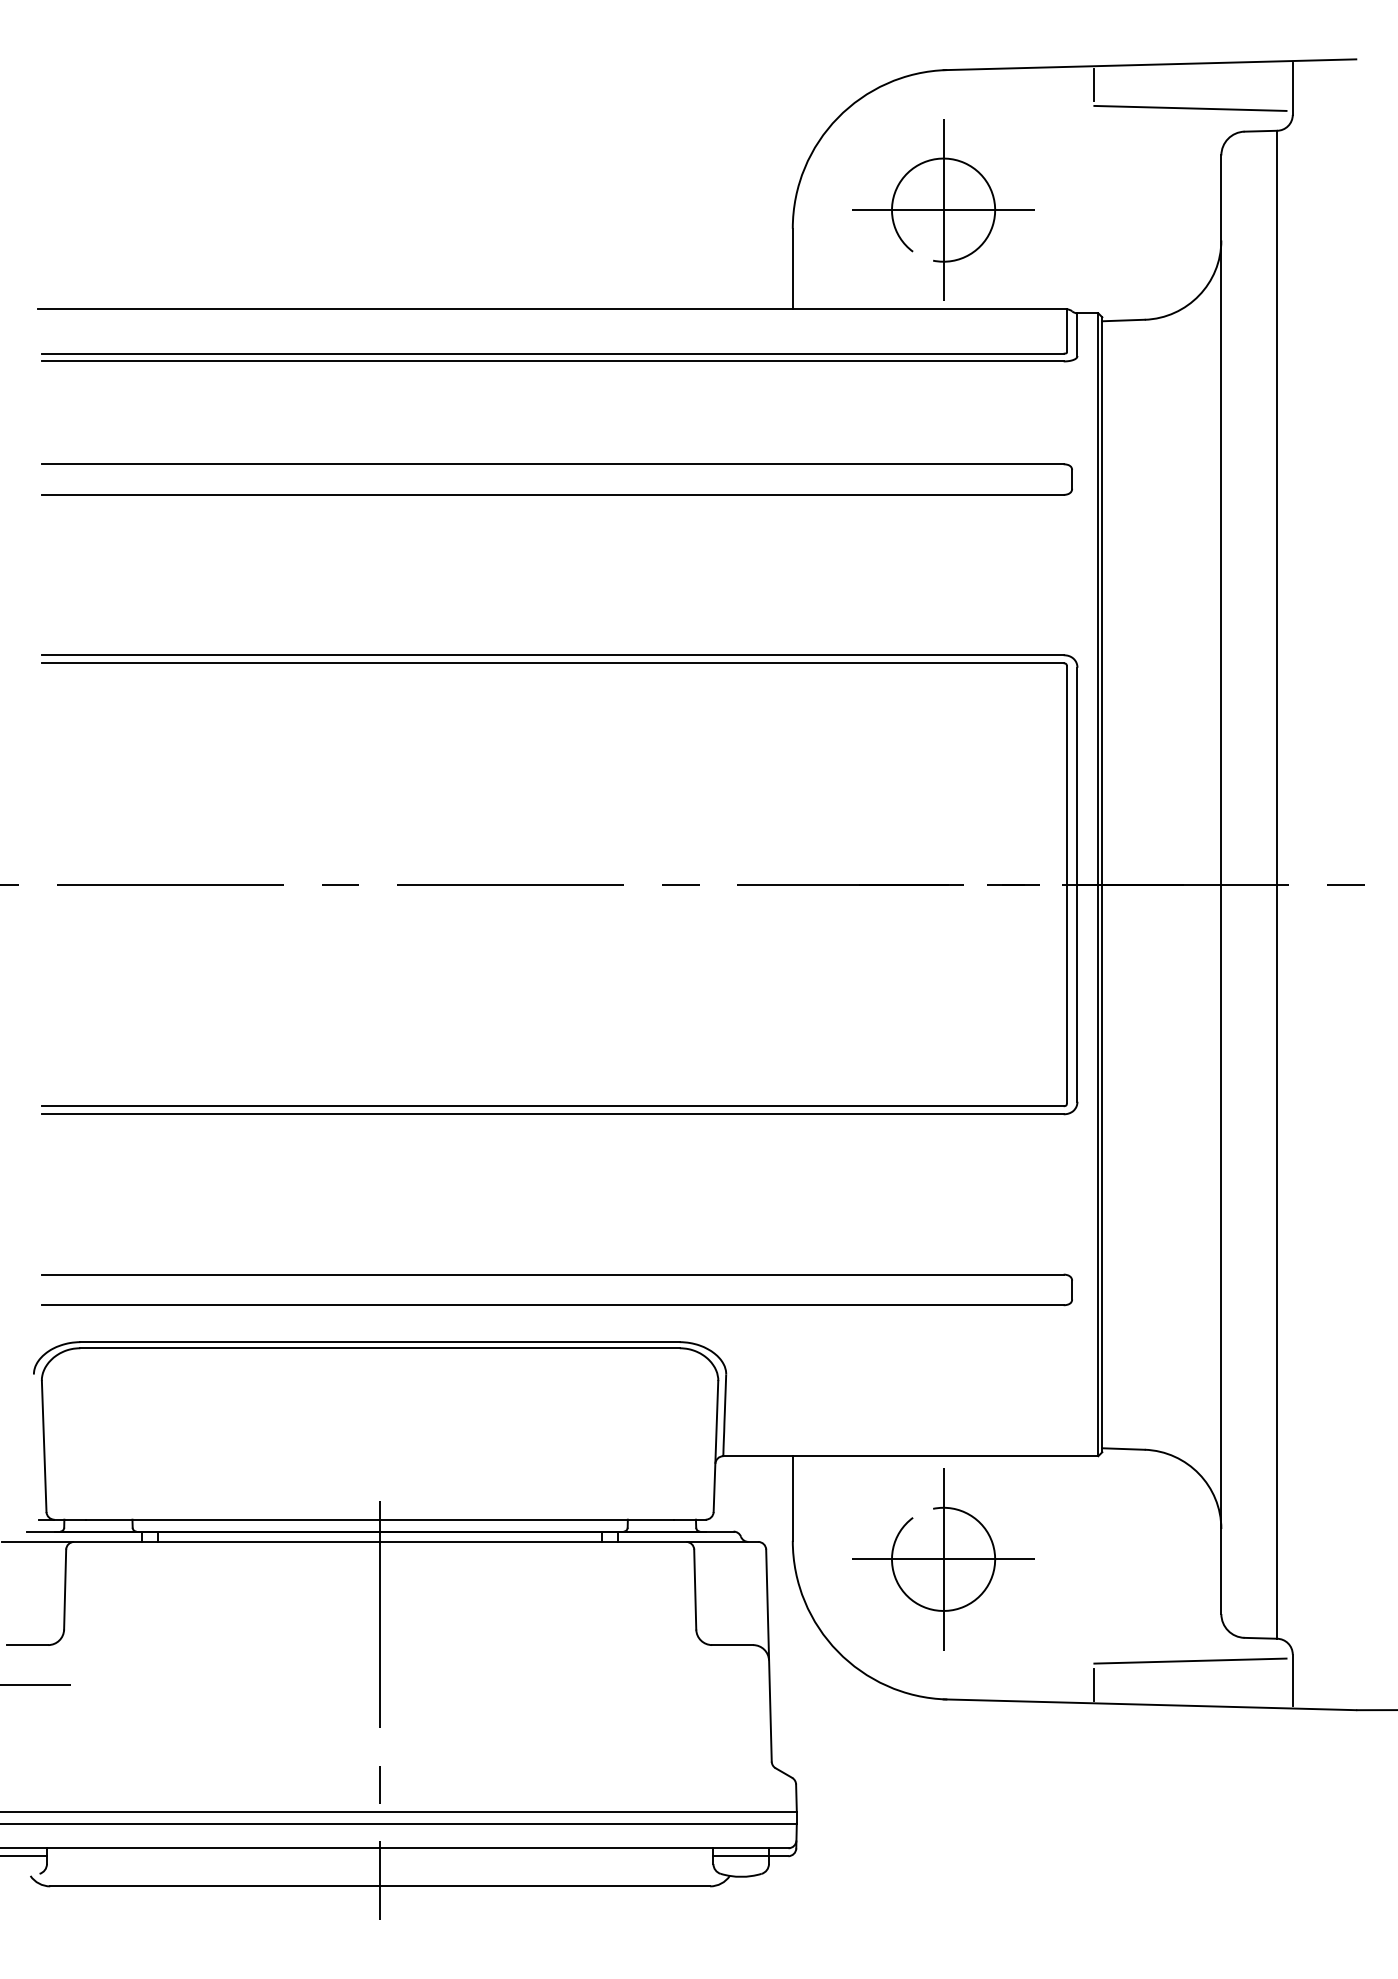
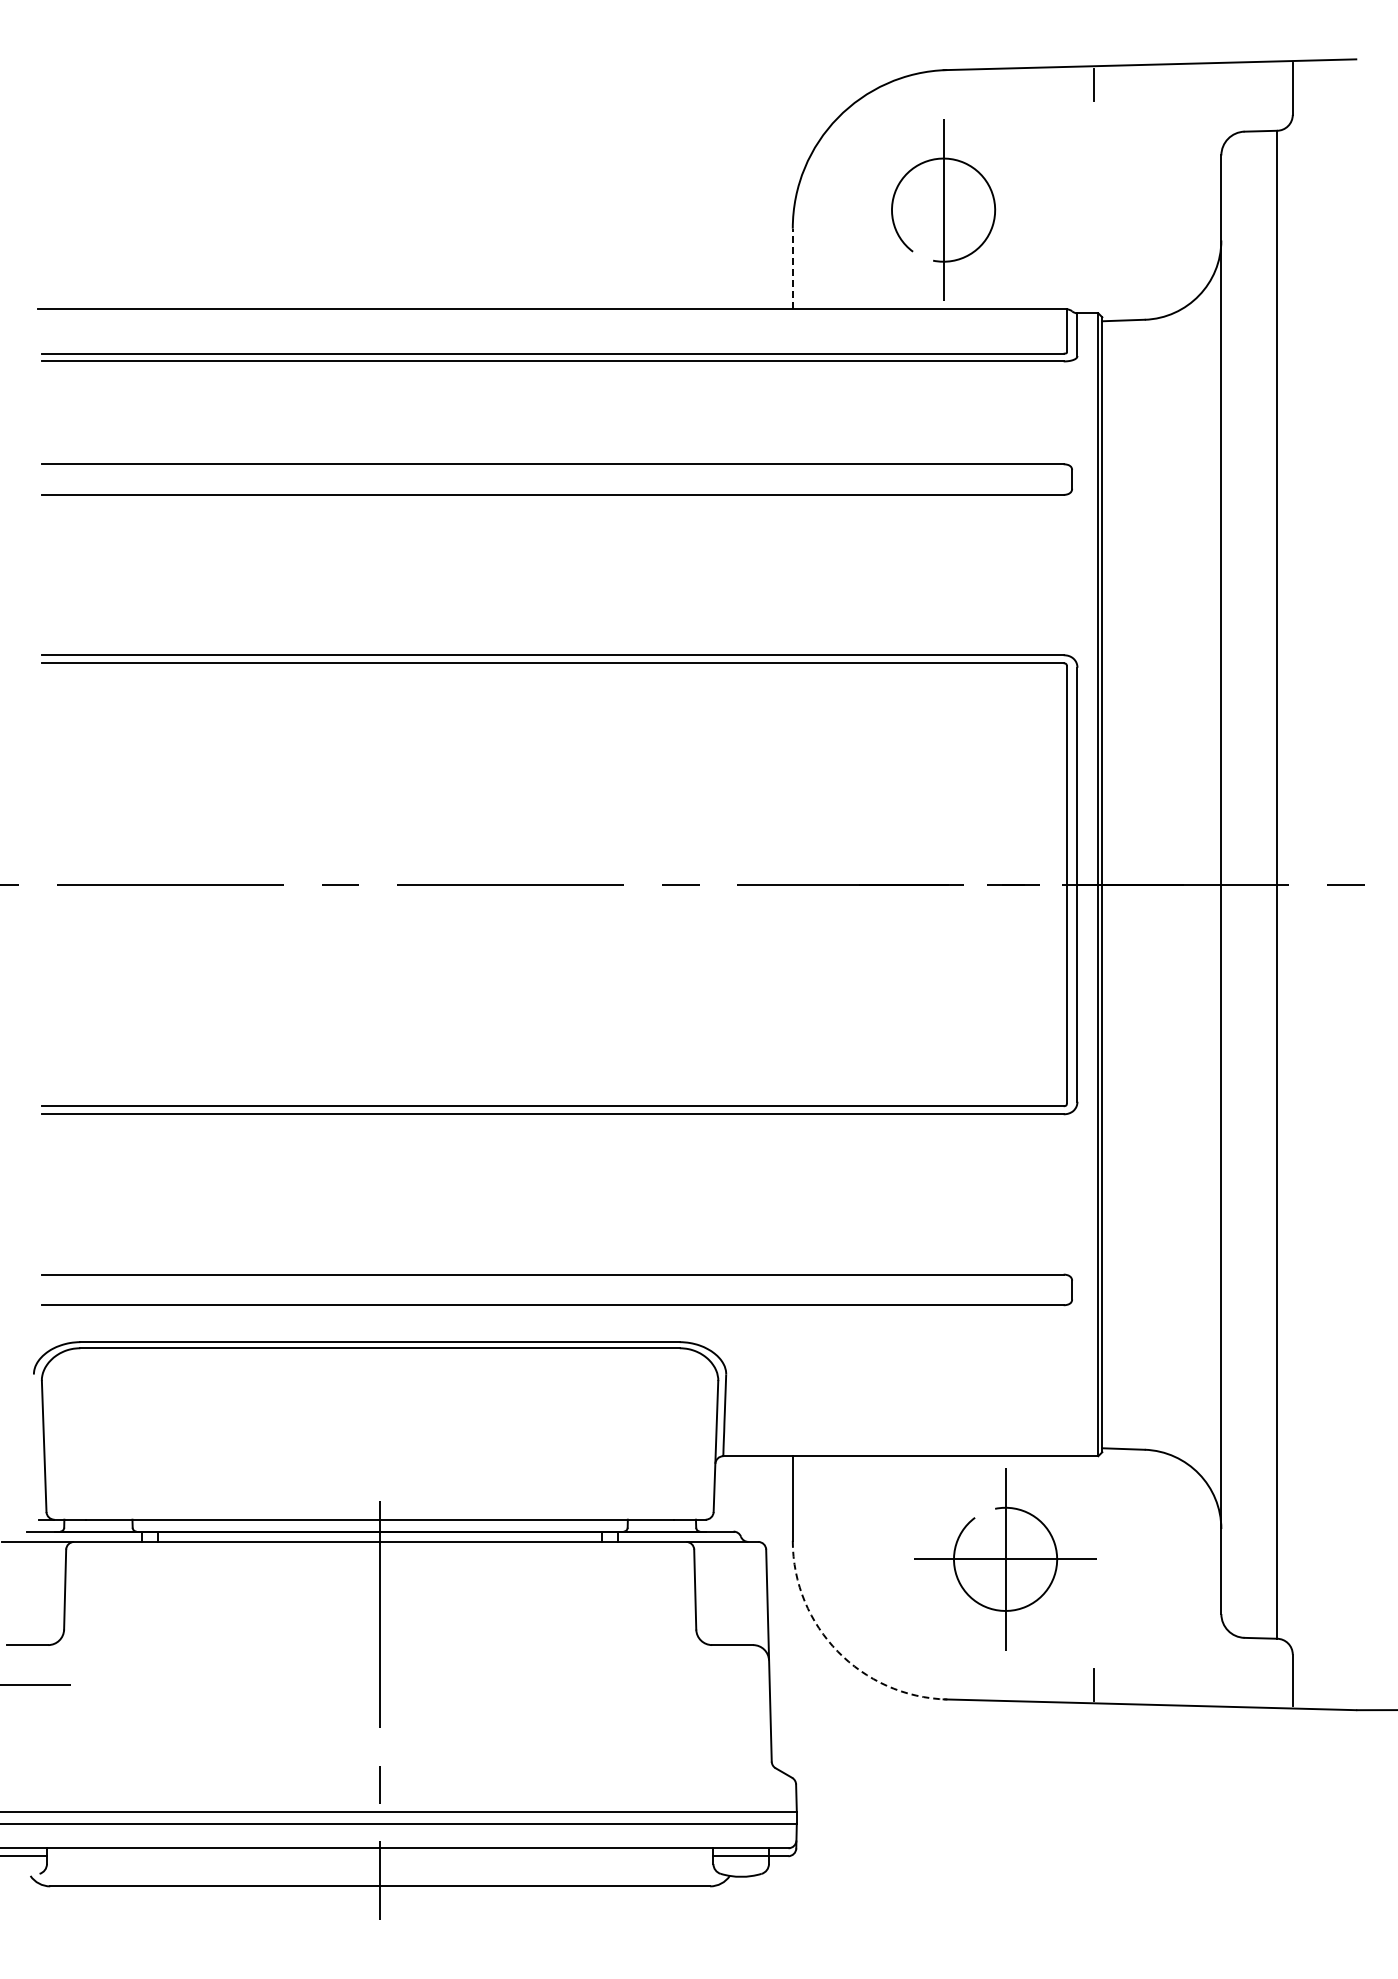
line: present -> none (1190, 107)
line: present -> none (943, 210)
line: solid -> dashed (792, 268)
part position: (943, 1559) -> (1005, 1559) (1005, 1559)
arc: solid -> dashed (837, 1651)
line: present -> none (1190, 1660)
